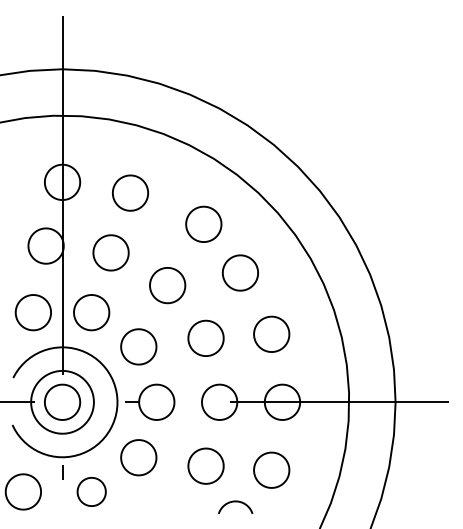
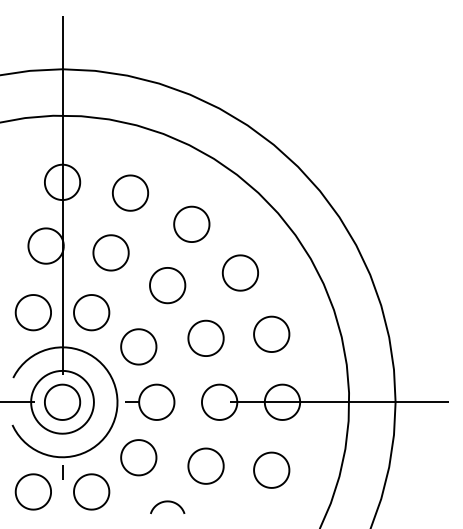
part position: (203, 223) -> (191, 223) (191, 223)
part position: (22, 491) -> (32, 491) (32, 491)
part size: 31x30 px -> 38x38 px (91, 491)
curve position: (235, 502) -> (167, 502) (167, 502)
